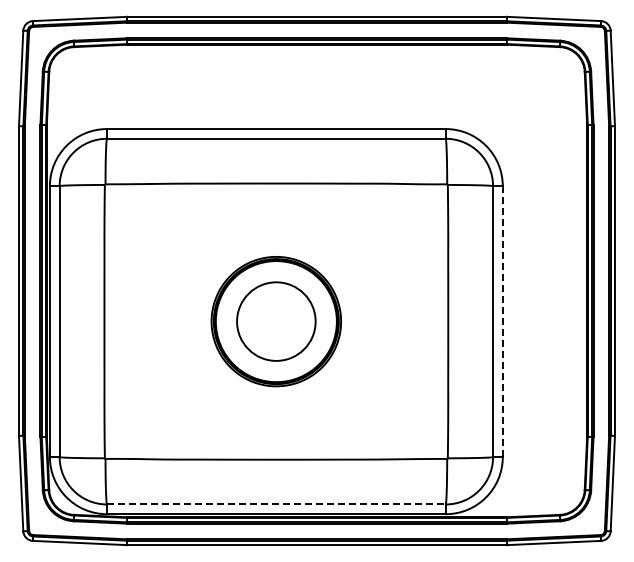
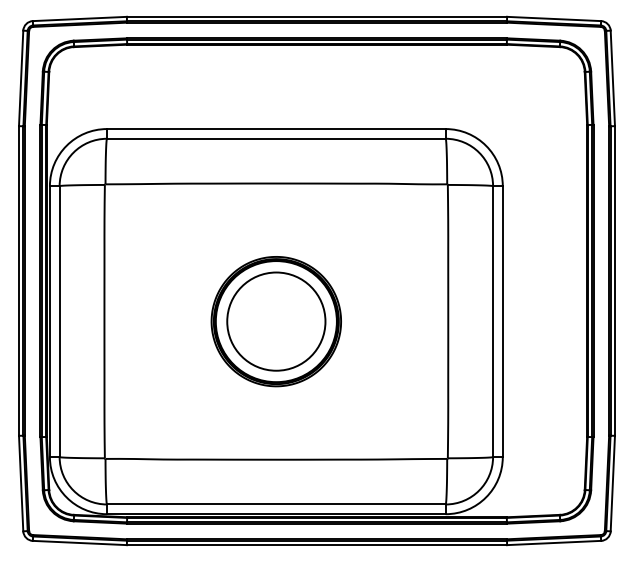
circle diameter: 79 px -> 98 px (276, 321)
line: dashed -> solid (502, 322)
line: dashed -> solid (276, 504)
